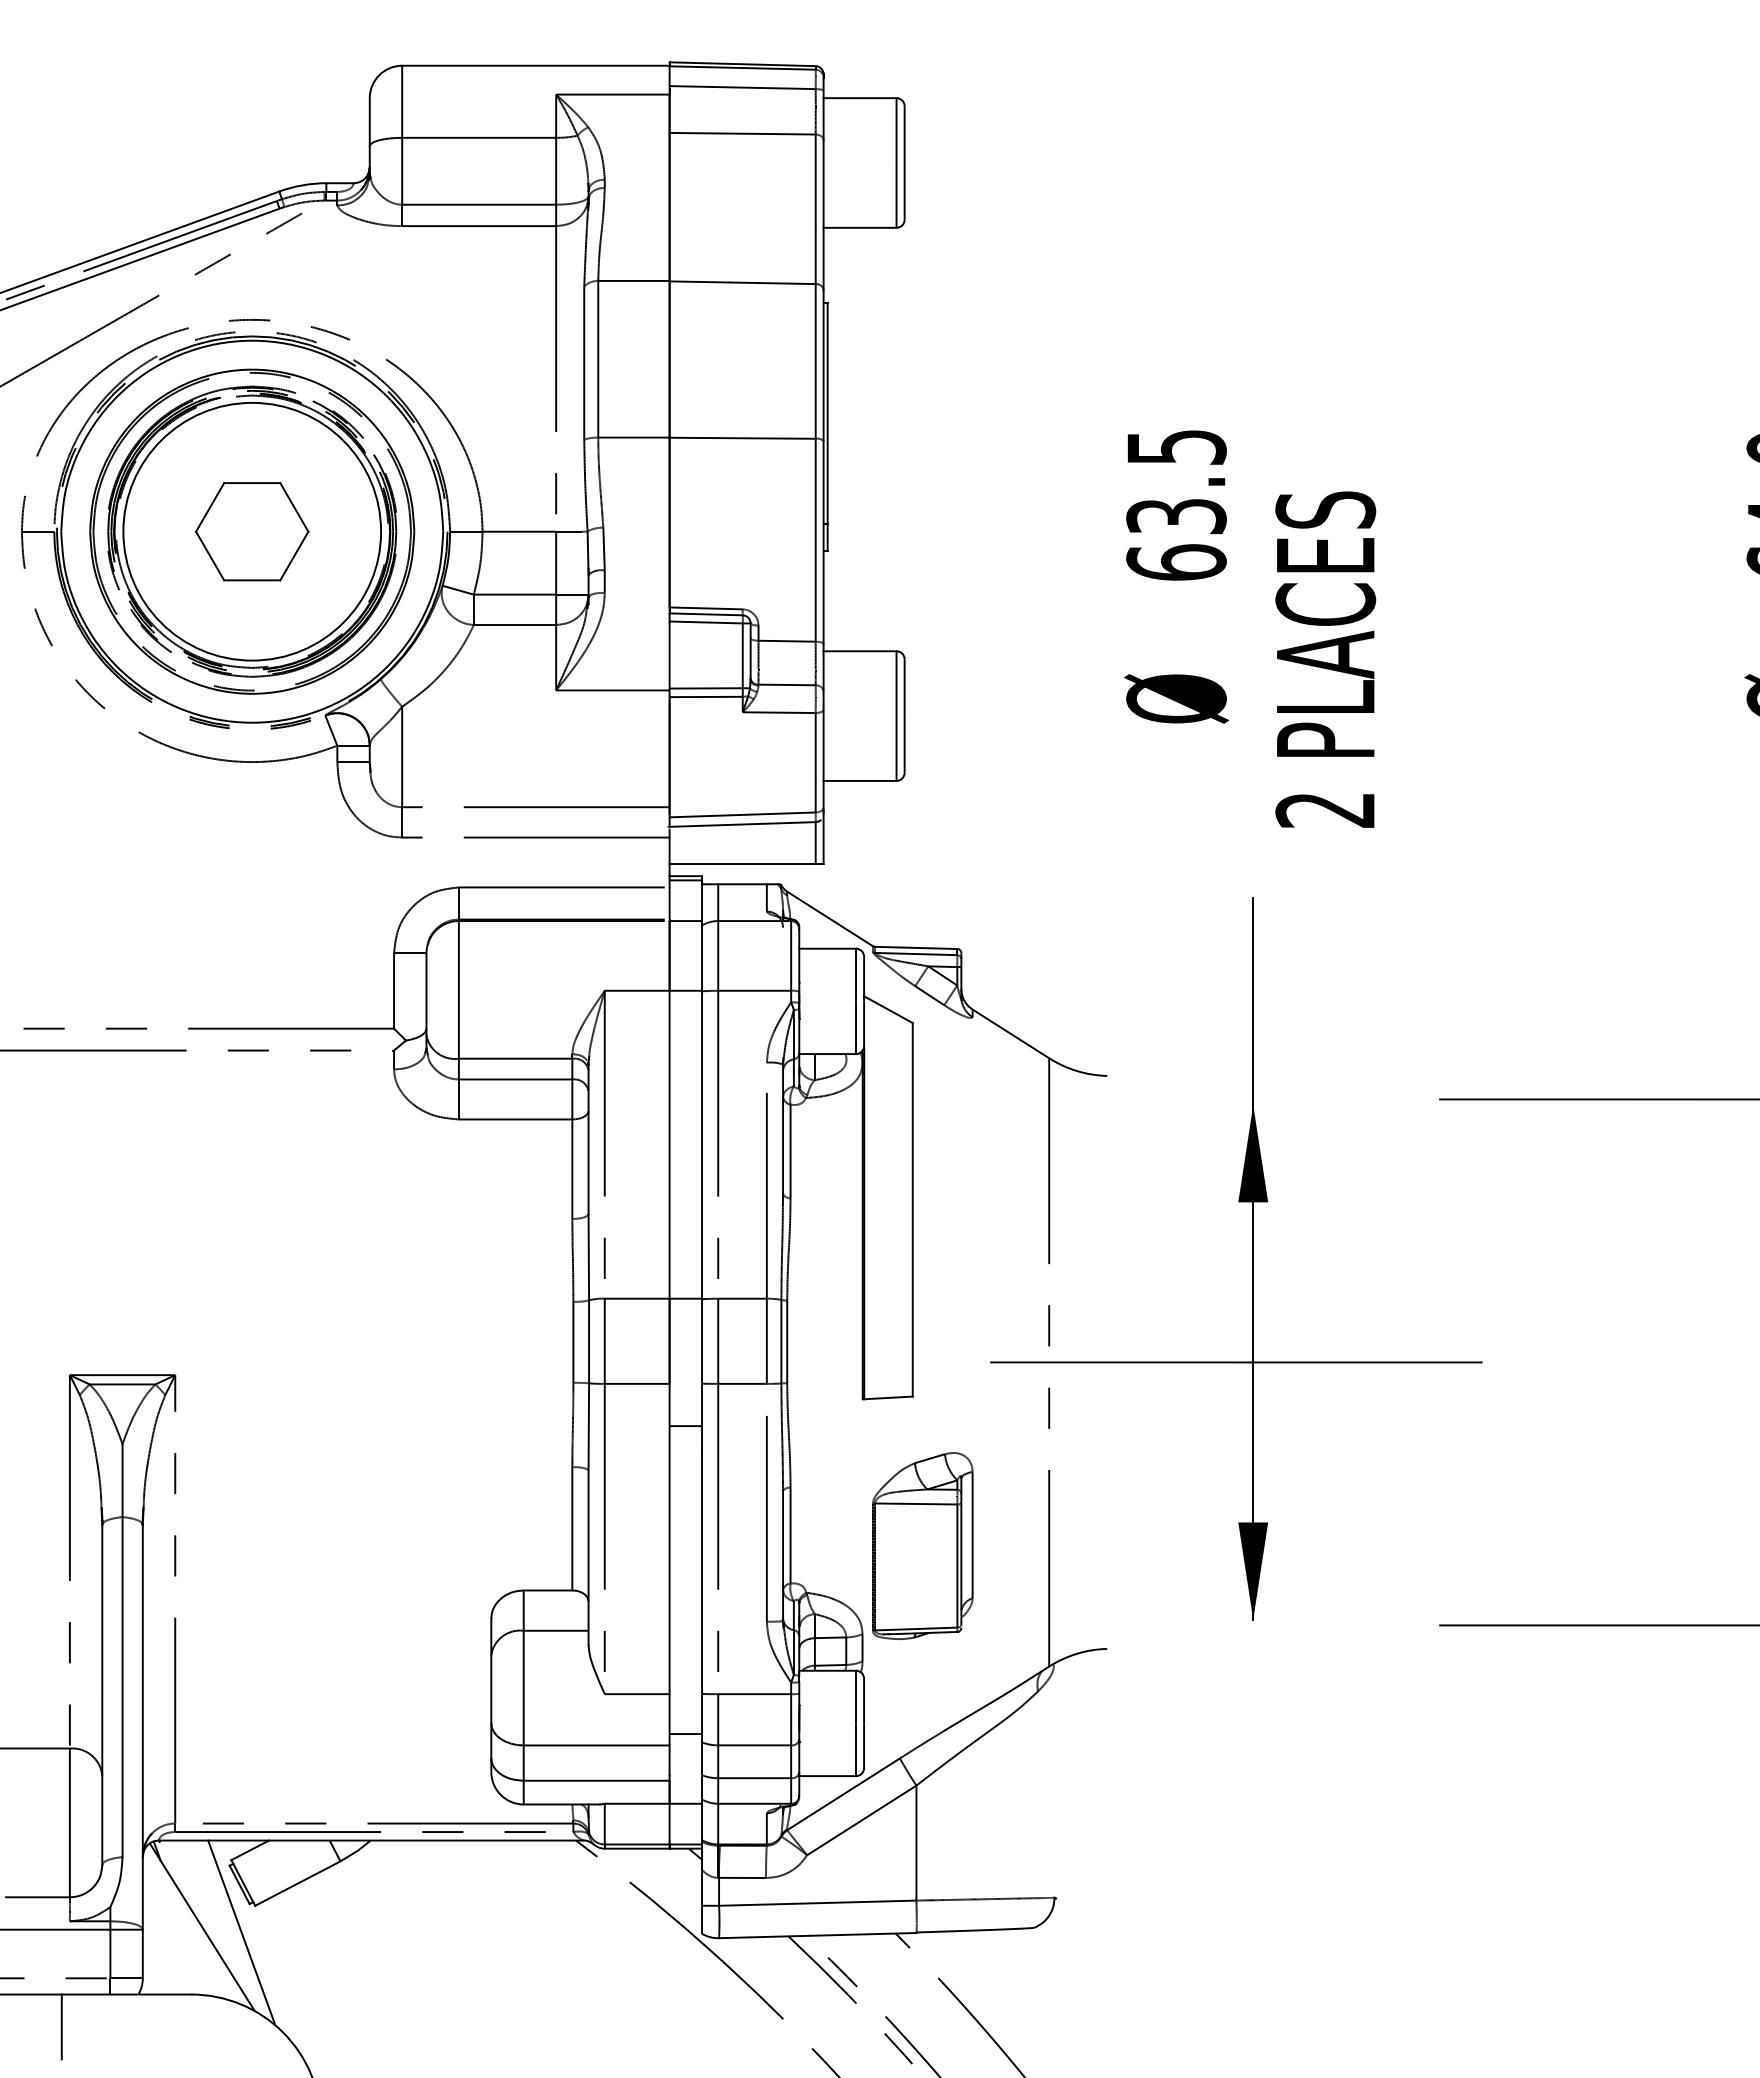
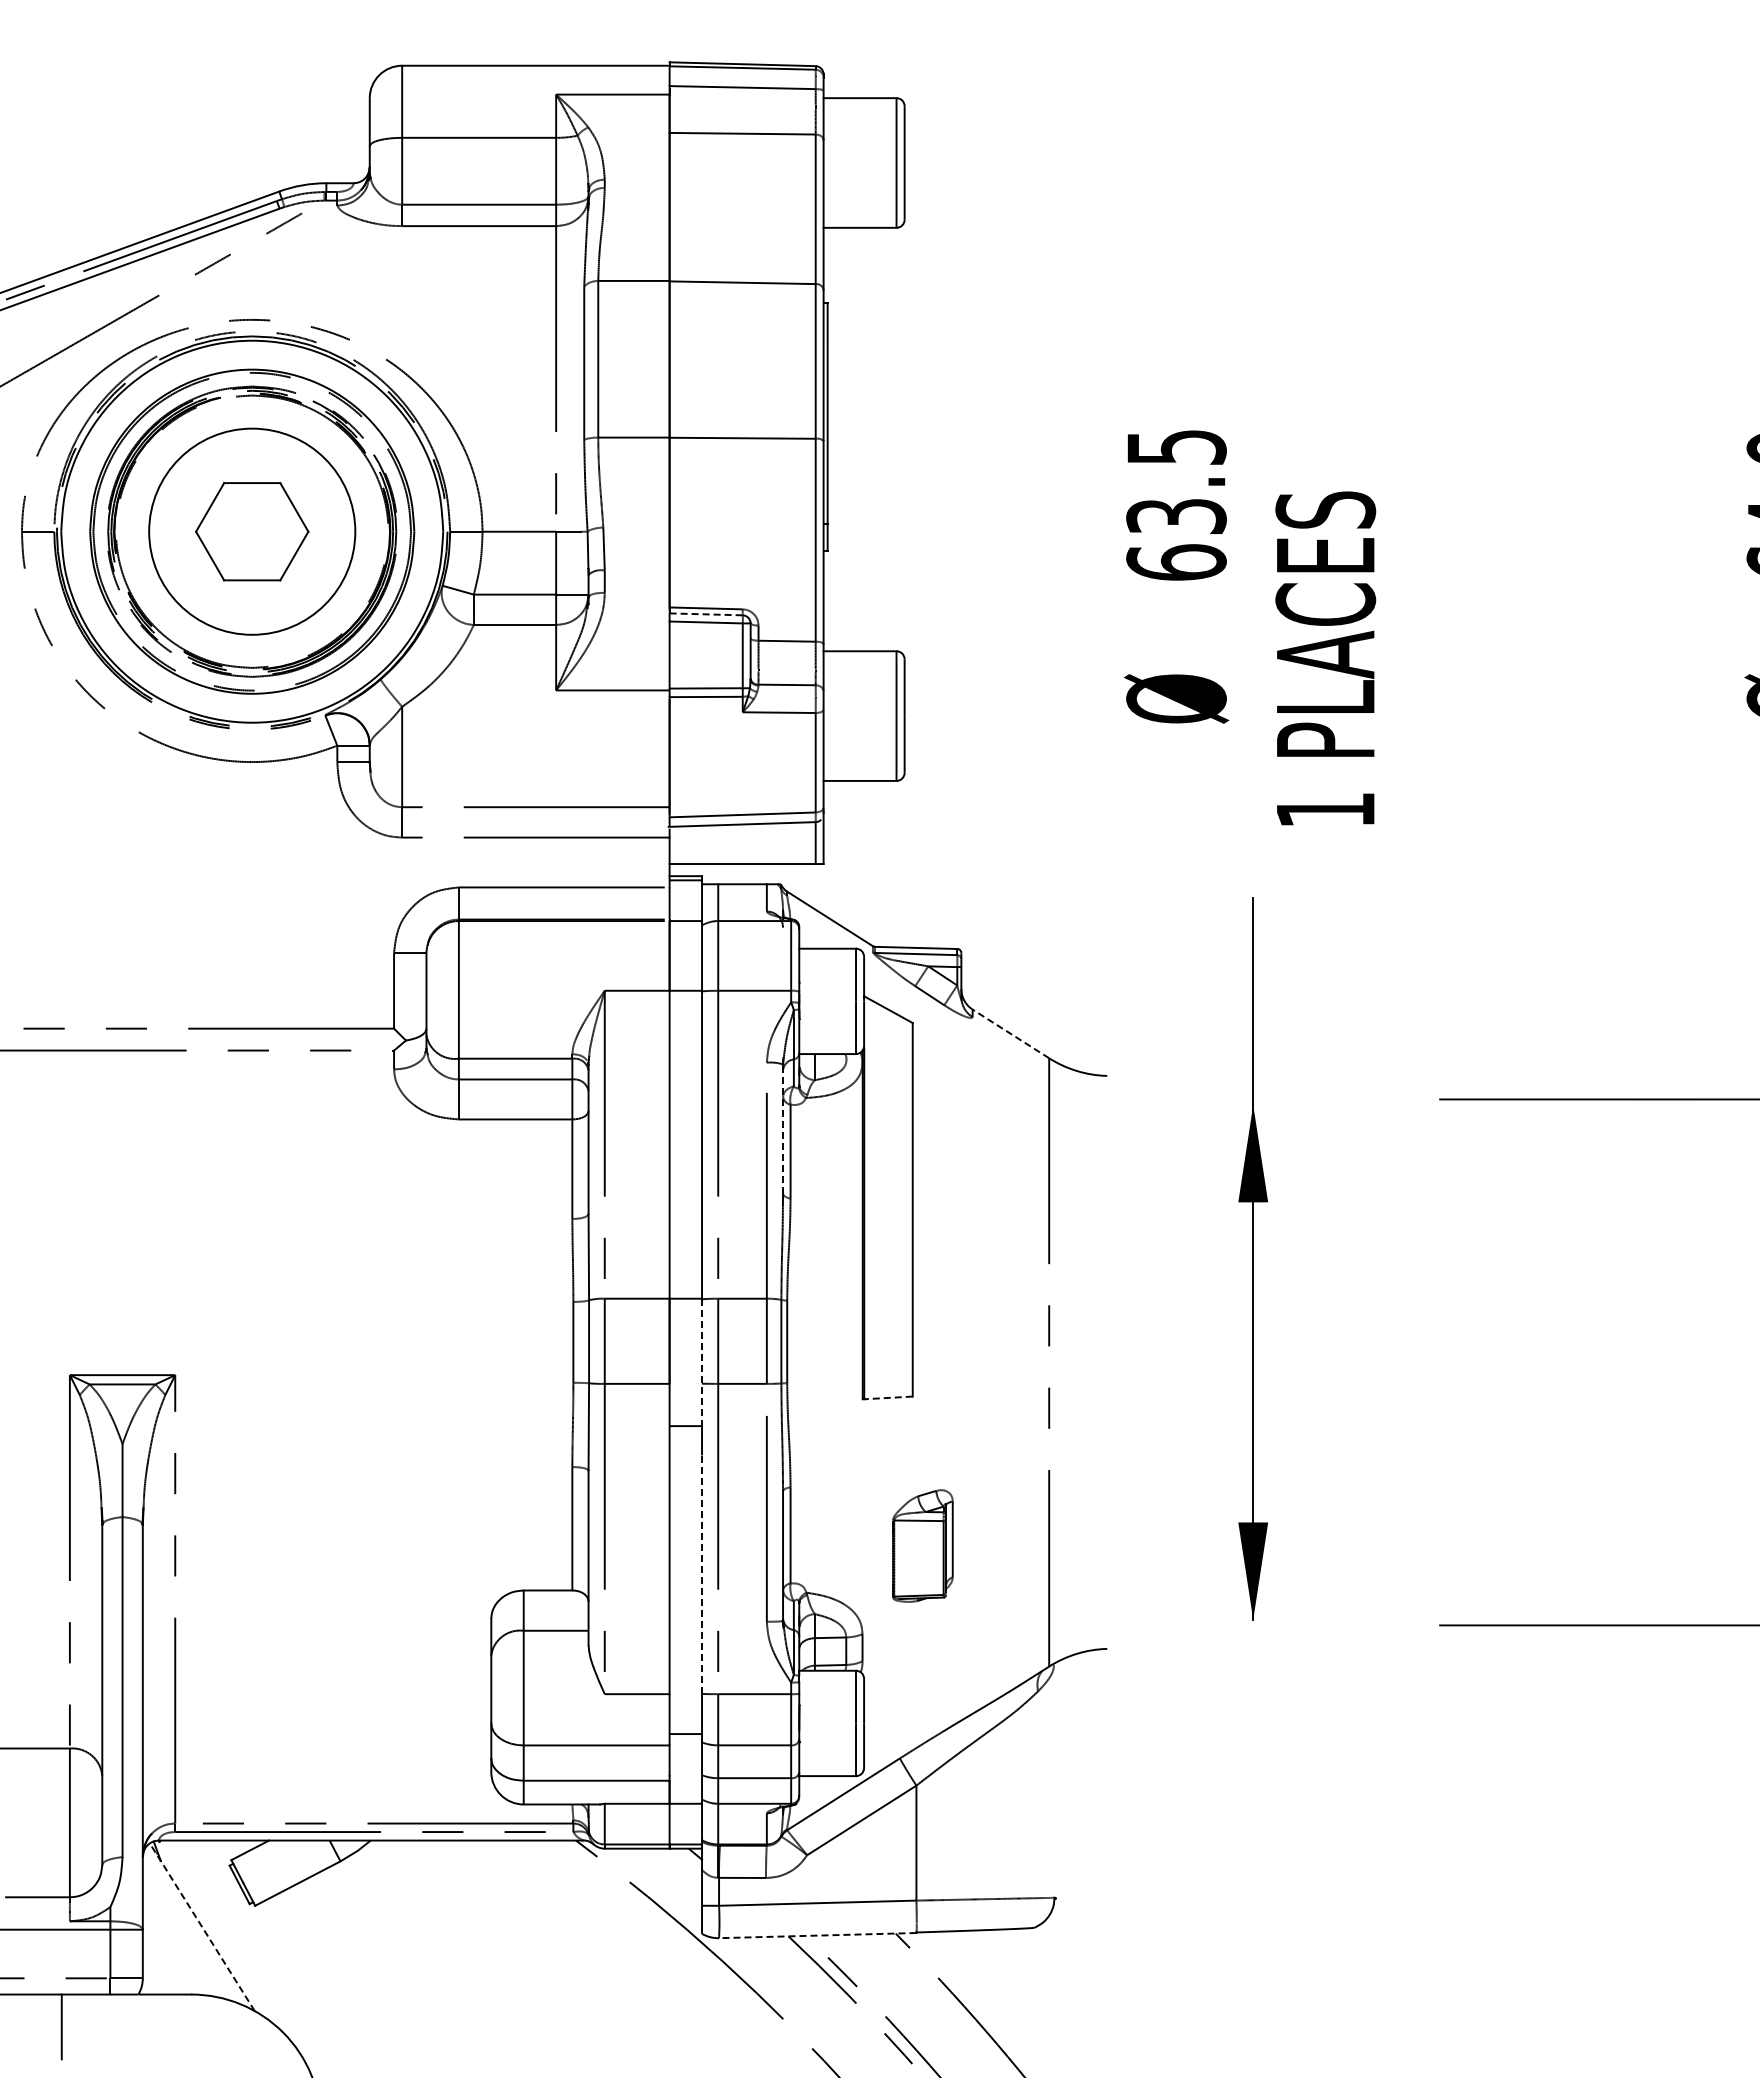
circle diameter: 258 px -> 206 px (252, 531)
line: solid -> dashed (706, 614)
text: 2 -> 1 (1324, 810)
line: solid -> dashed (1010, 1033)
line: solid -> dashed (783, 1129)
line: solid -> dashed (702, 1362)
line: present -> none (1236, 1362)
line: solid -> dashed (887, 1397)
part size: 102x188 px -> 62x114 px (922, 1545)
line: solid -> dashed (702, 1574)
line: solid -> dashed (202, 1927)
line: present -> none (241, 1932)
line: solid -> dashed (817, 1935)
